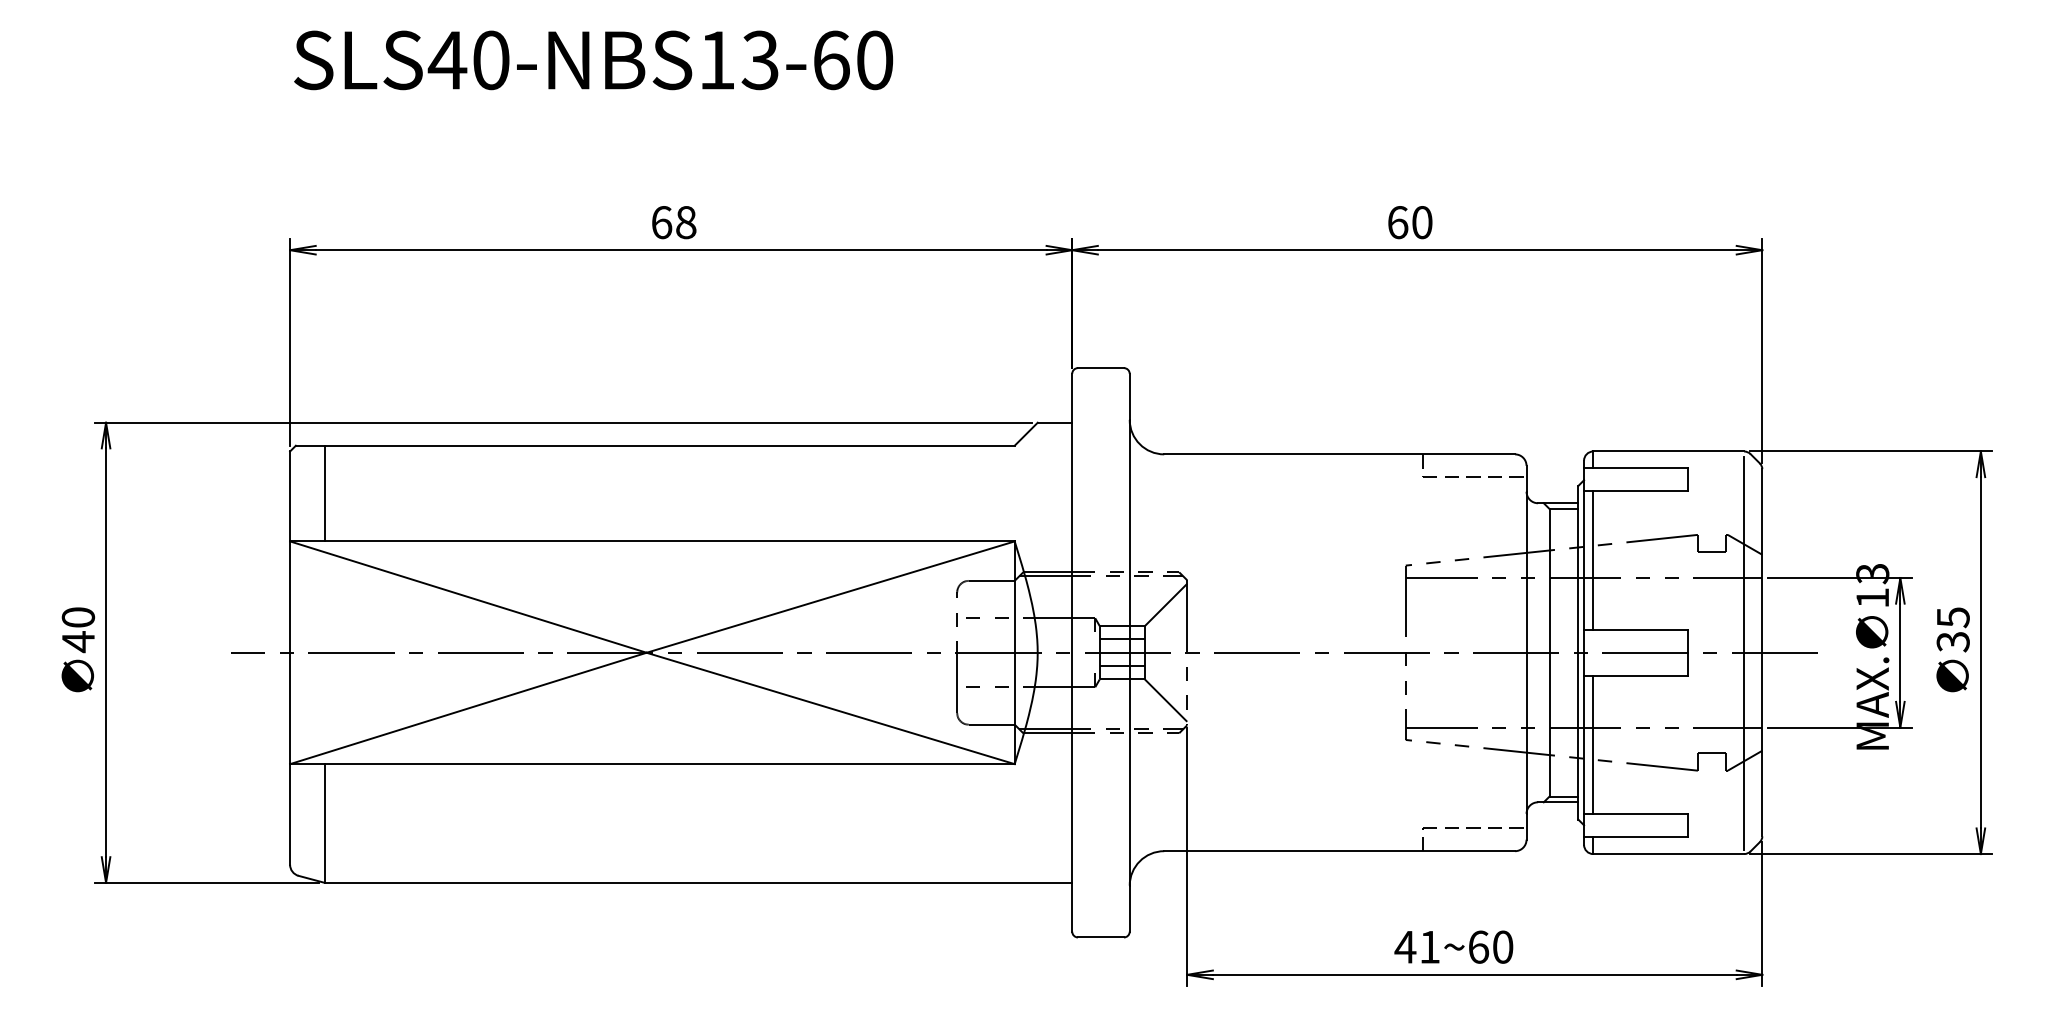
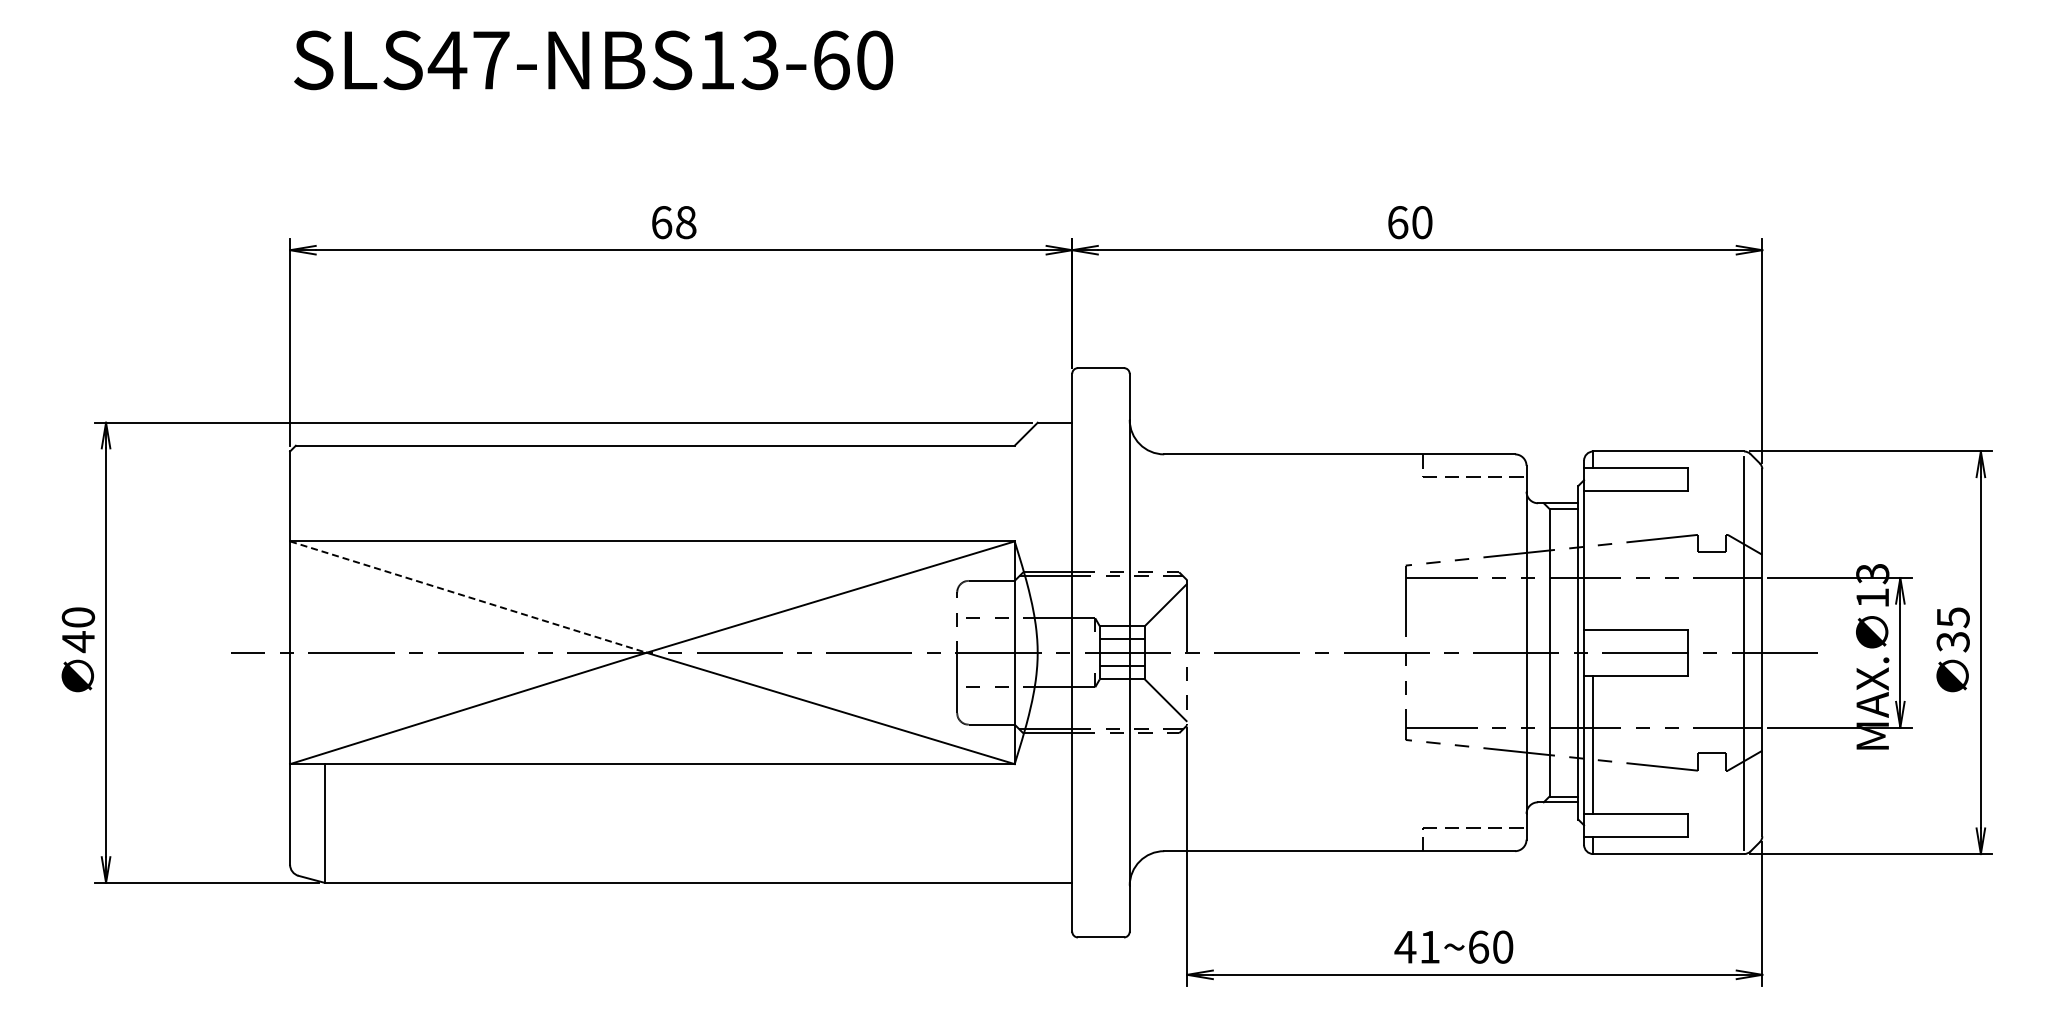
text: SLS40-NBS13-60 -> SLS47-NBS13-60 (491, 60)
line: present -> none (324, 493)
line: present -> none (1593, 560)
line: solid -> dashed (468, 597)
